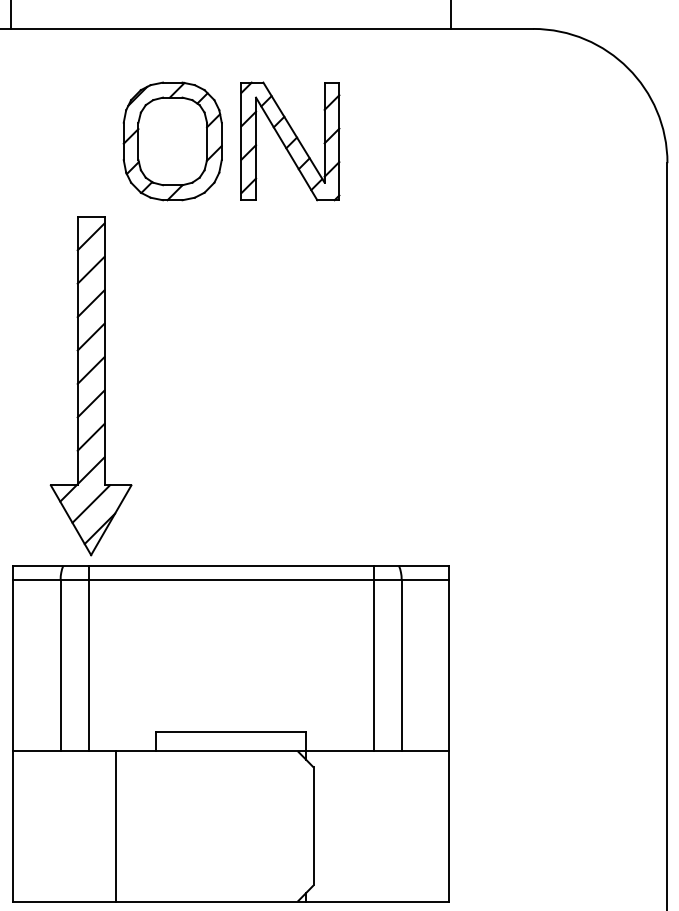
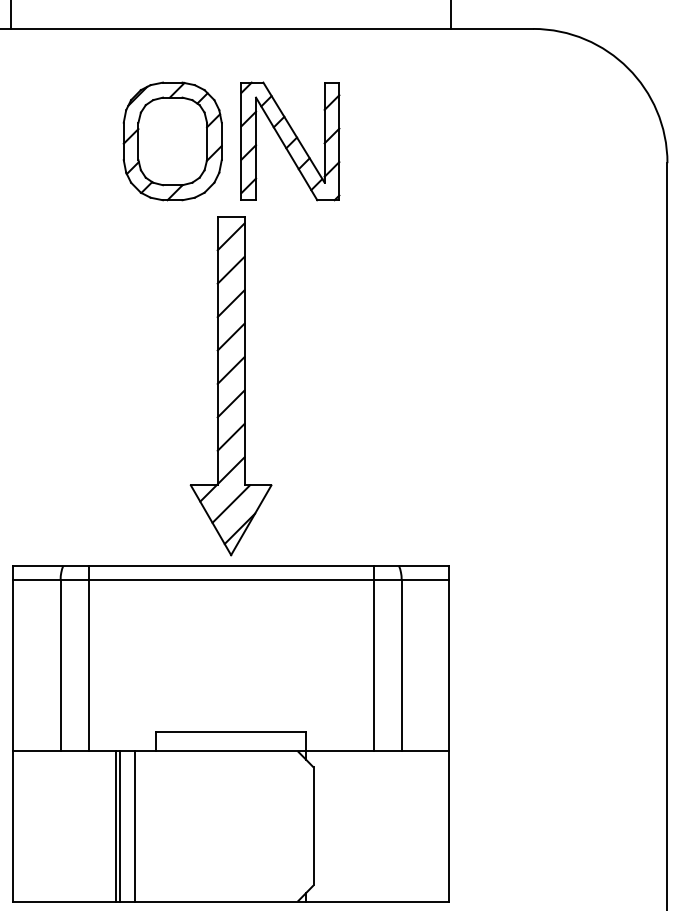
part position: (90, 386) -> (230, 386) (230, 386)
line: none -> present (119, 826)
line: none -> present (135, 826)
